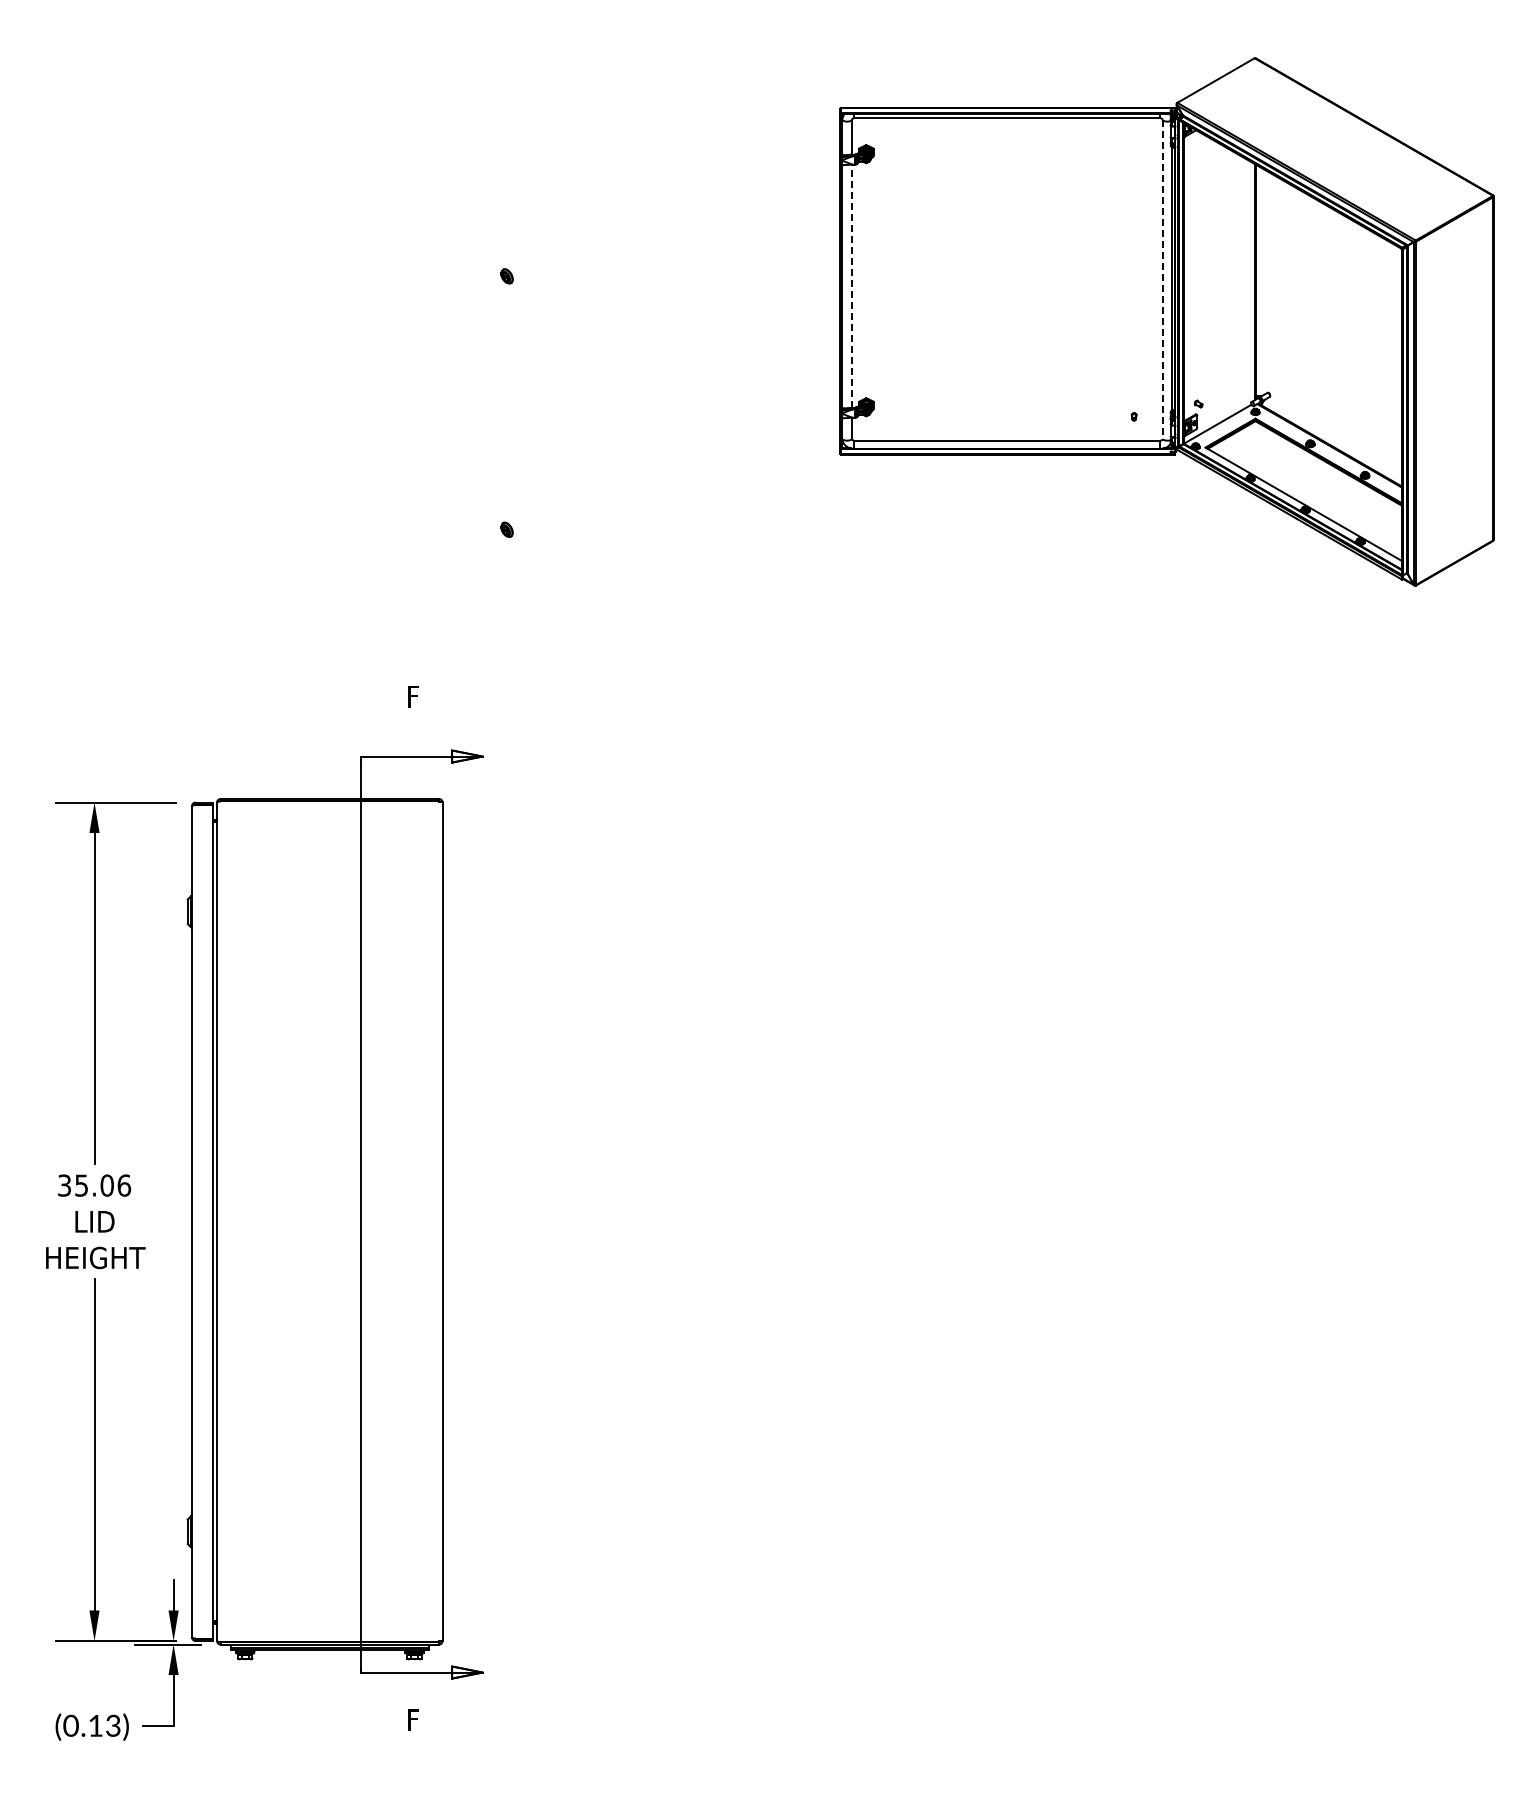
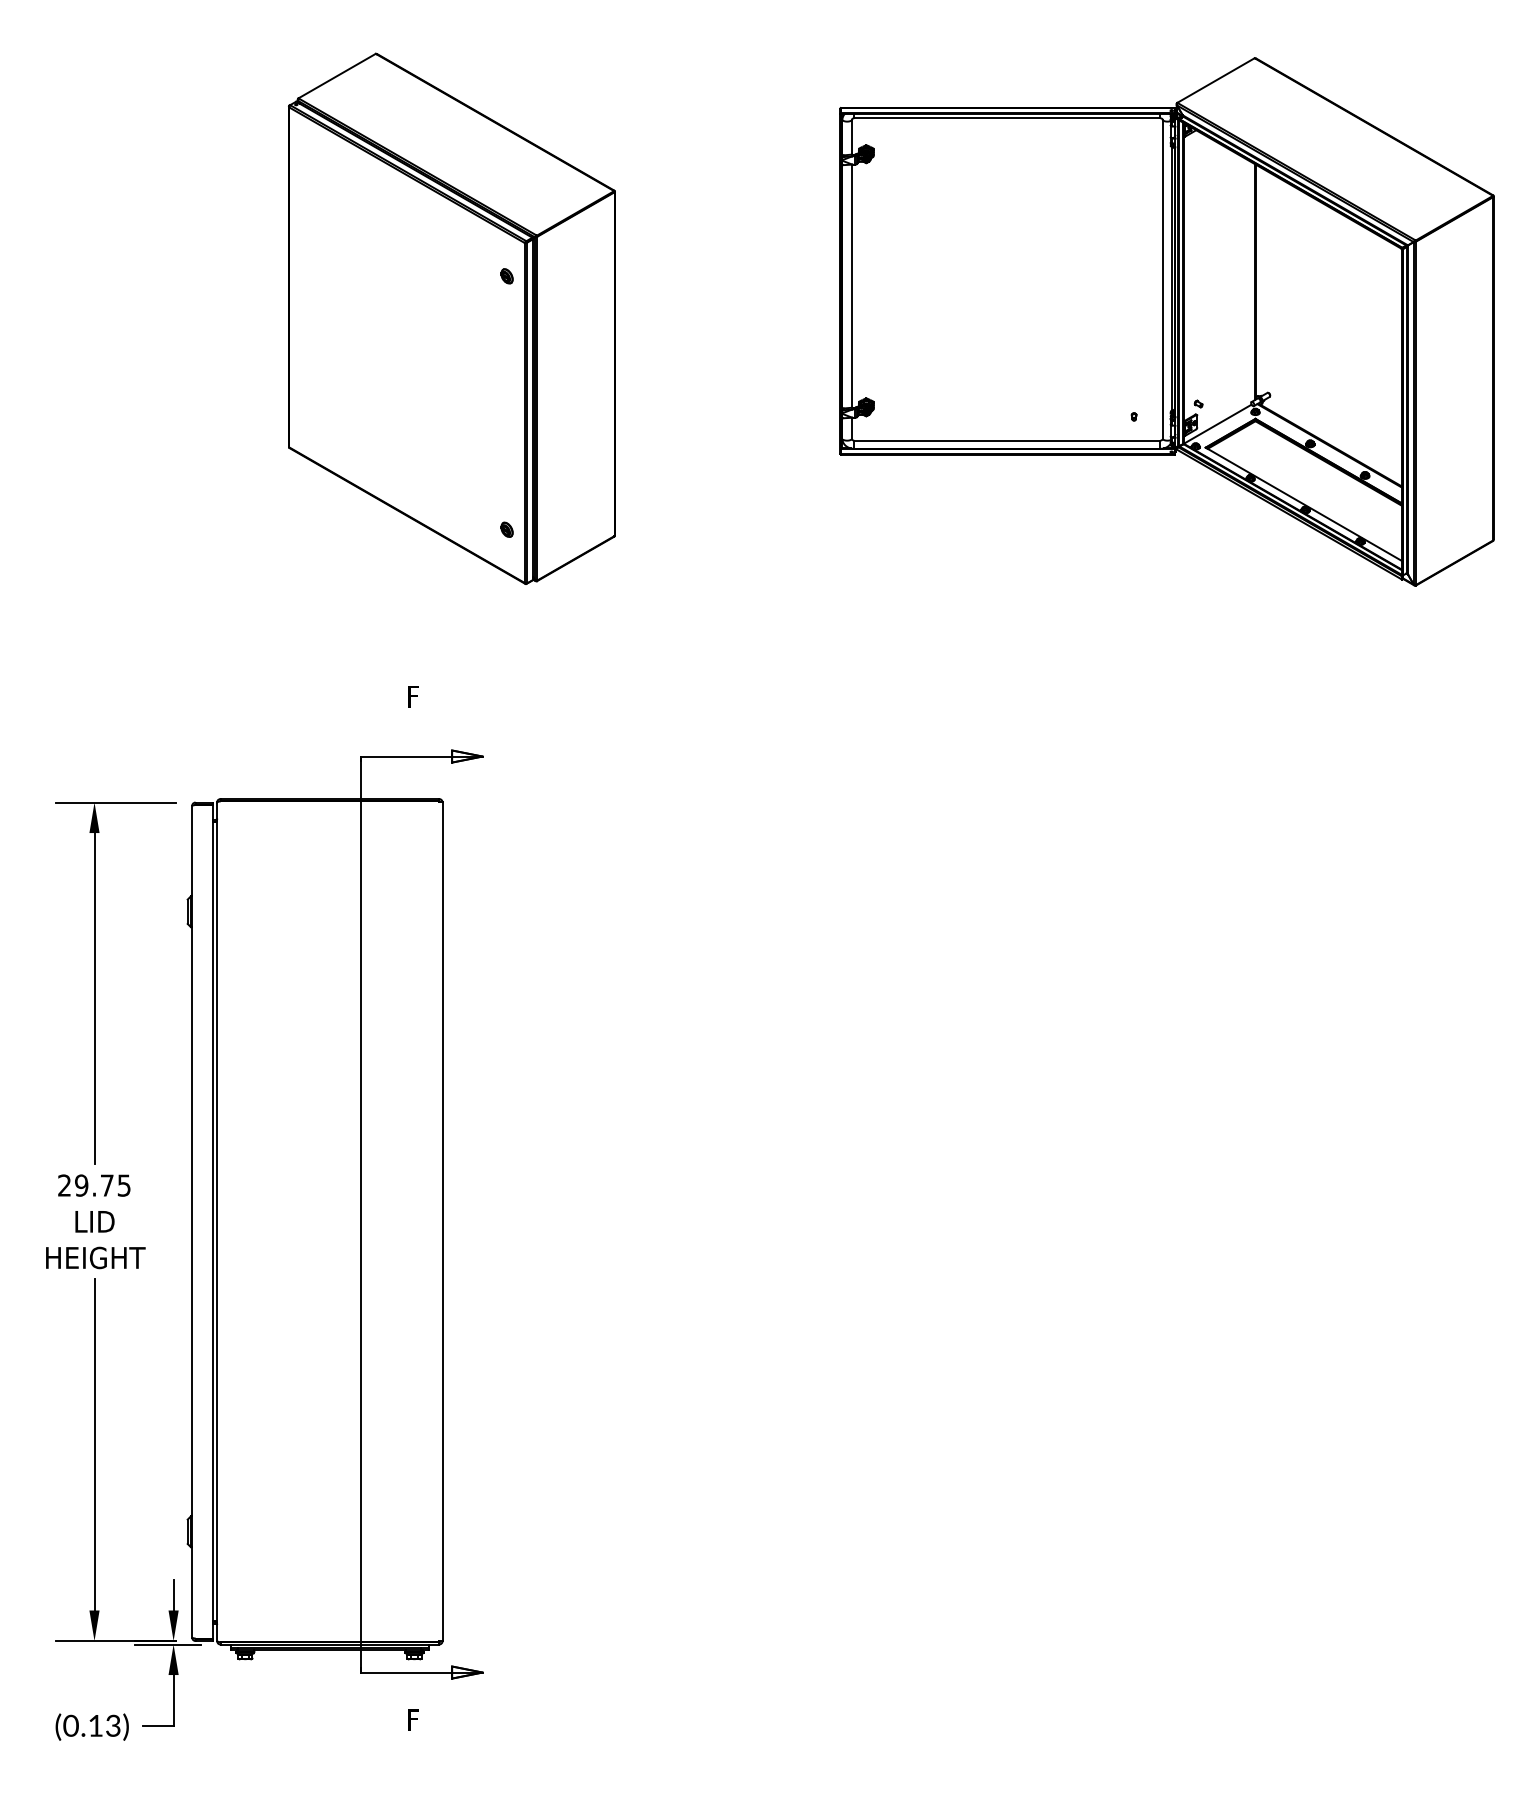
line: dashed -> solid (1162, 279)
line: dashed -> solid (851, 286)
part: none -> present (451, 318)
text: 35.06 -> 29.75 (94, 1185)
